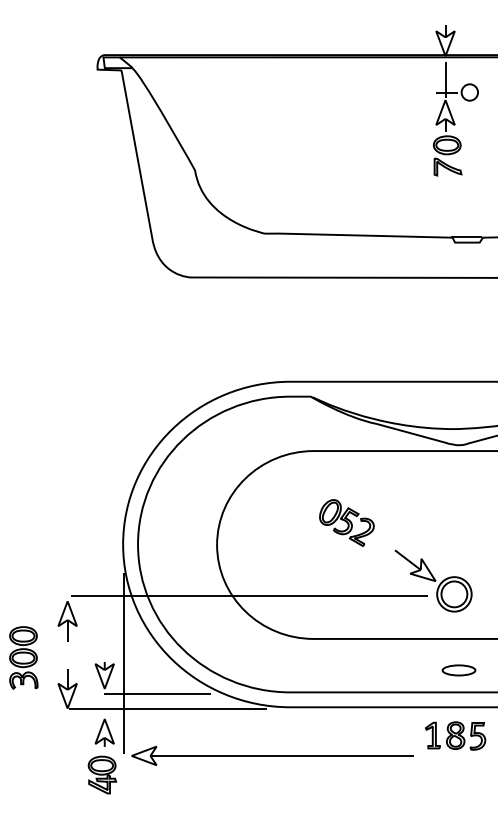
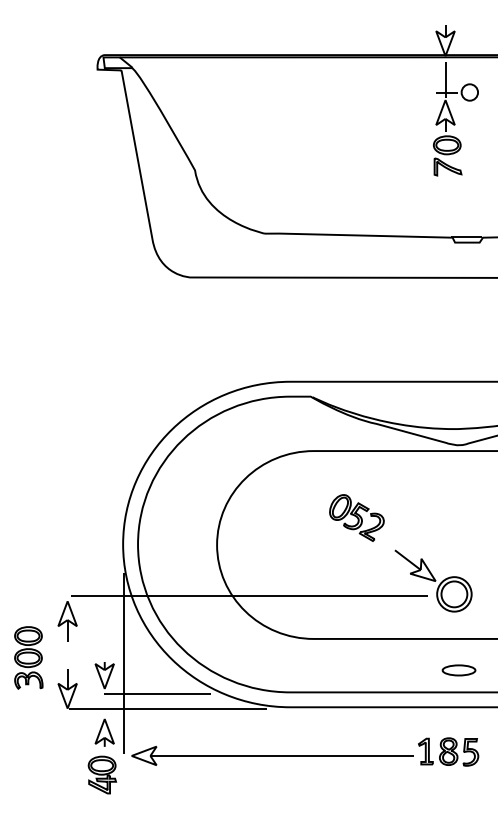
part position: (346, 522) -> (356, 517) (356, 517)
part position: (23, 657) -> (28, 657) (28, 657)
part position: (455, 735) -> (448, 751) (448, 751)
